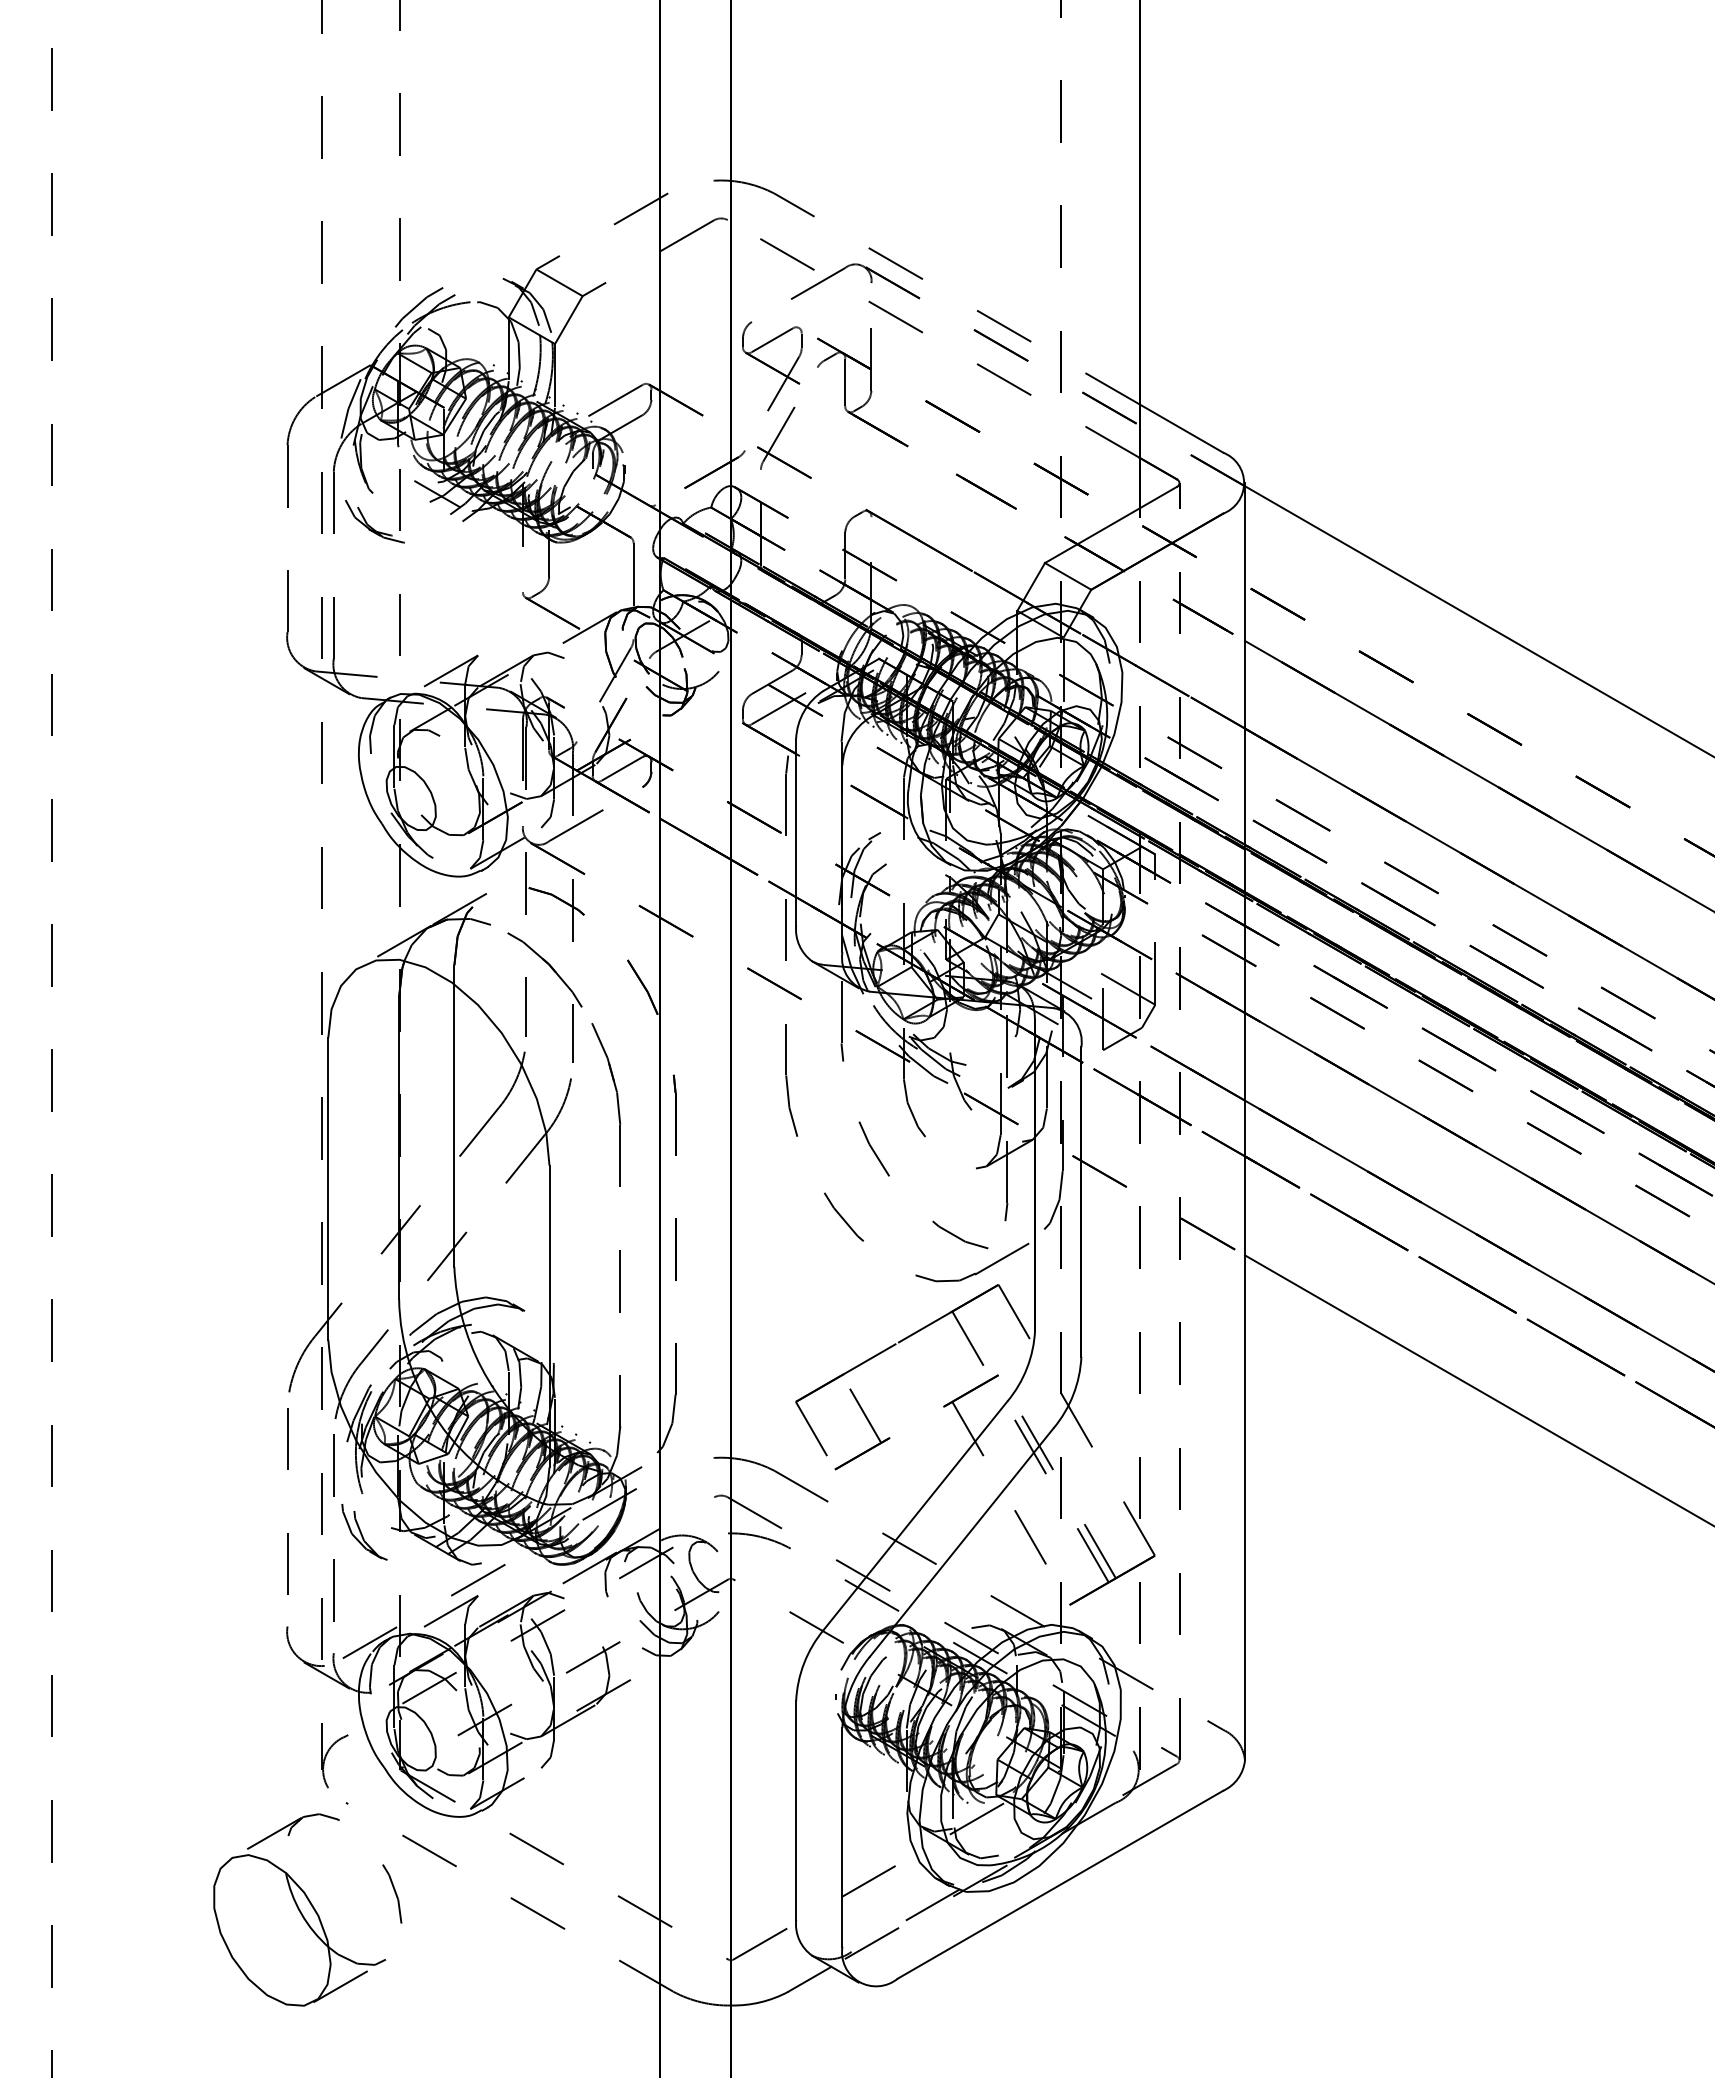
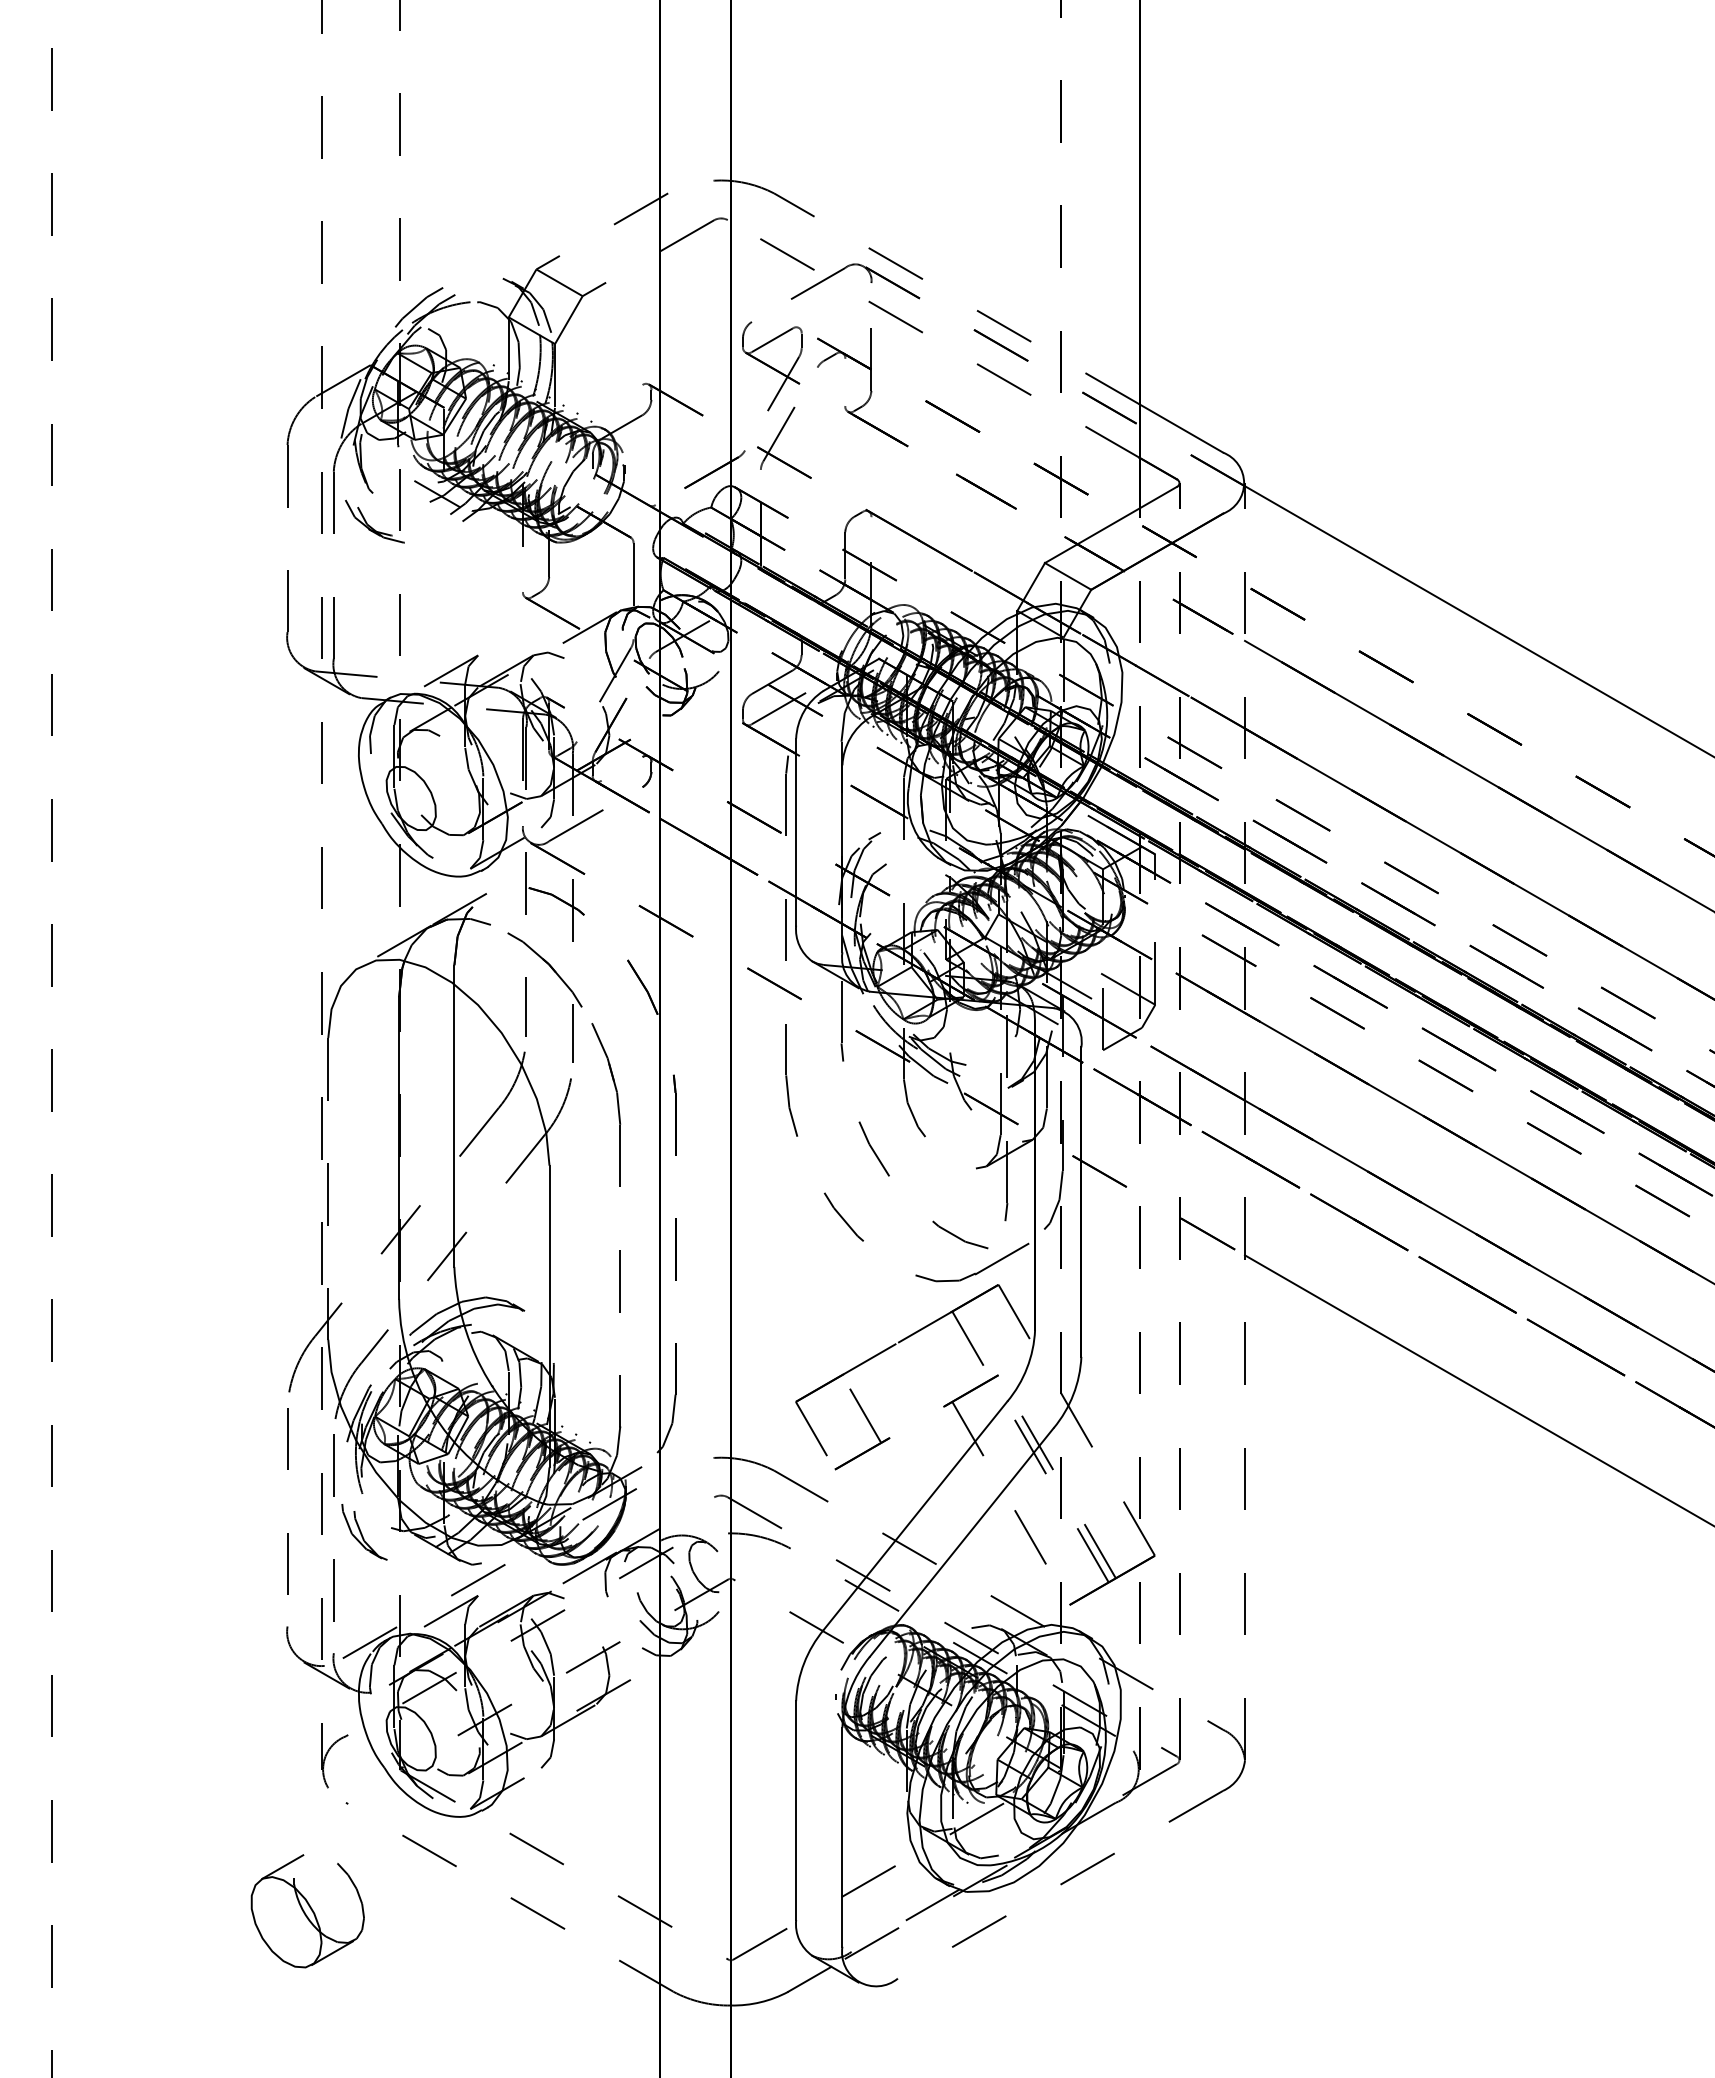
line: present -> none (845, 382)
line: present -> none (611, 402)
line: present -> none (621, 768)
line: solid -> dashed (1245, 1121)
line: solid -> dashed (328, 1188)
line: solid -> dashed (1060, 1884)
part size: 190x194 px -> 115x115 px (307, 1911)
